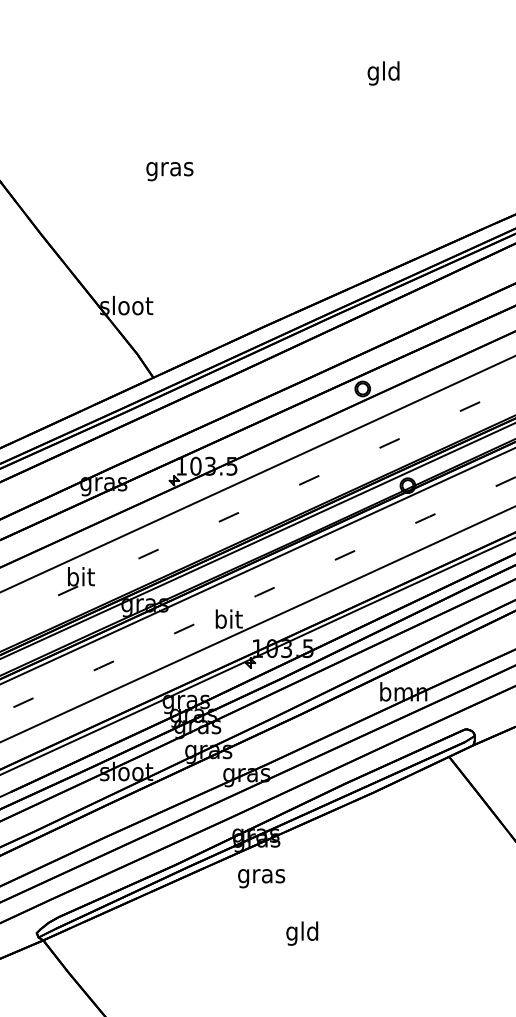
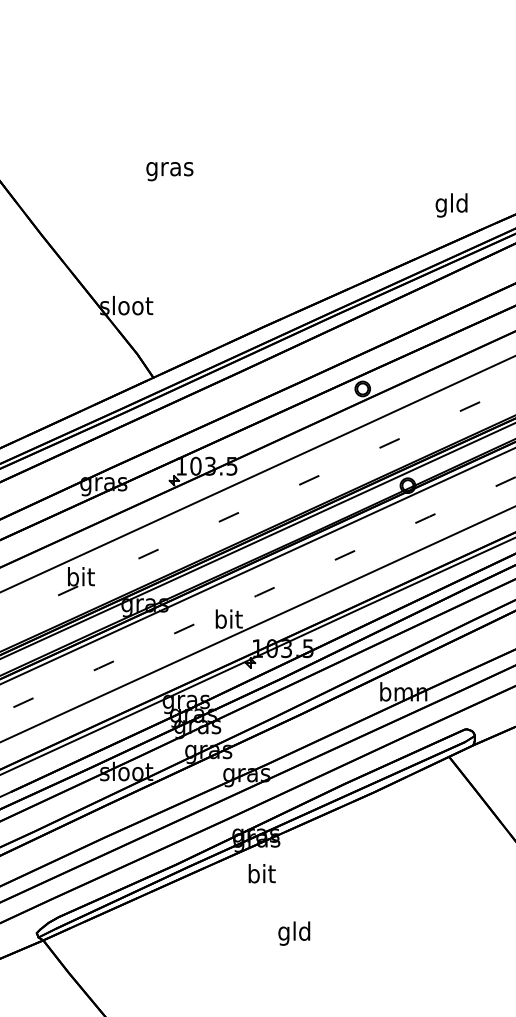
text position: (383, 73) -> (451, 205) (451, 205)
text: gras -> bit (261, 876)
text position: (302, 933) -> (294, 933) (294, 933)
